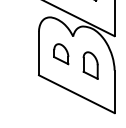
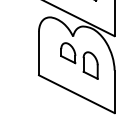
part position: (61, 54) -> (68, 53) (68, 53)
